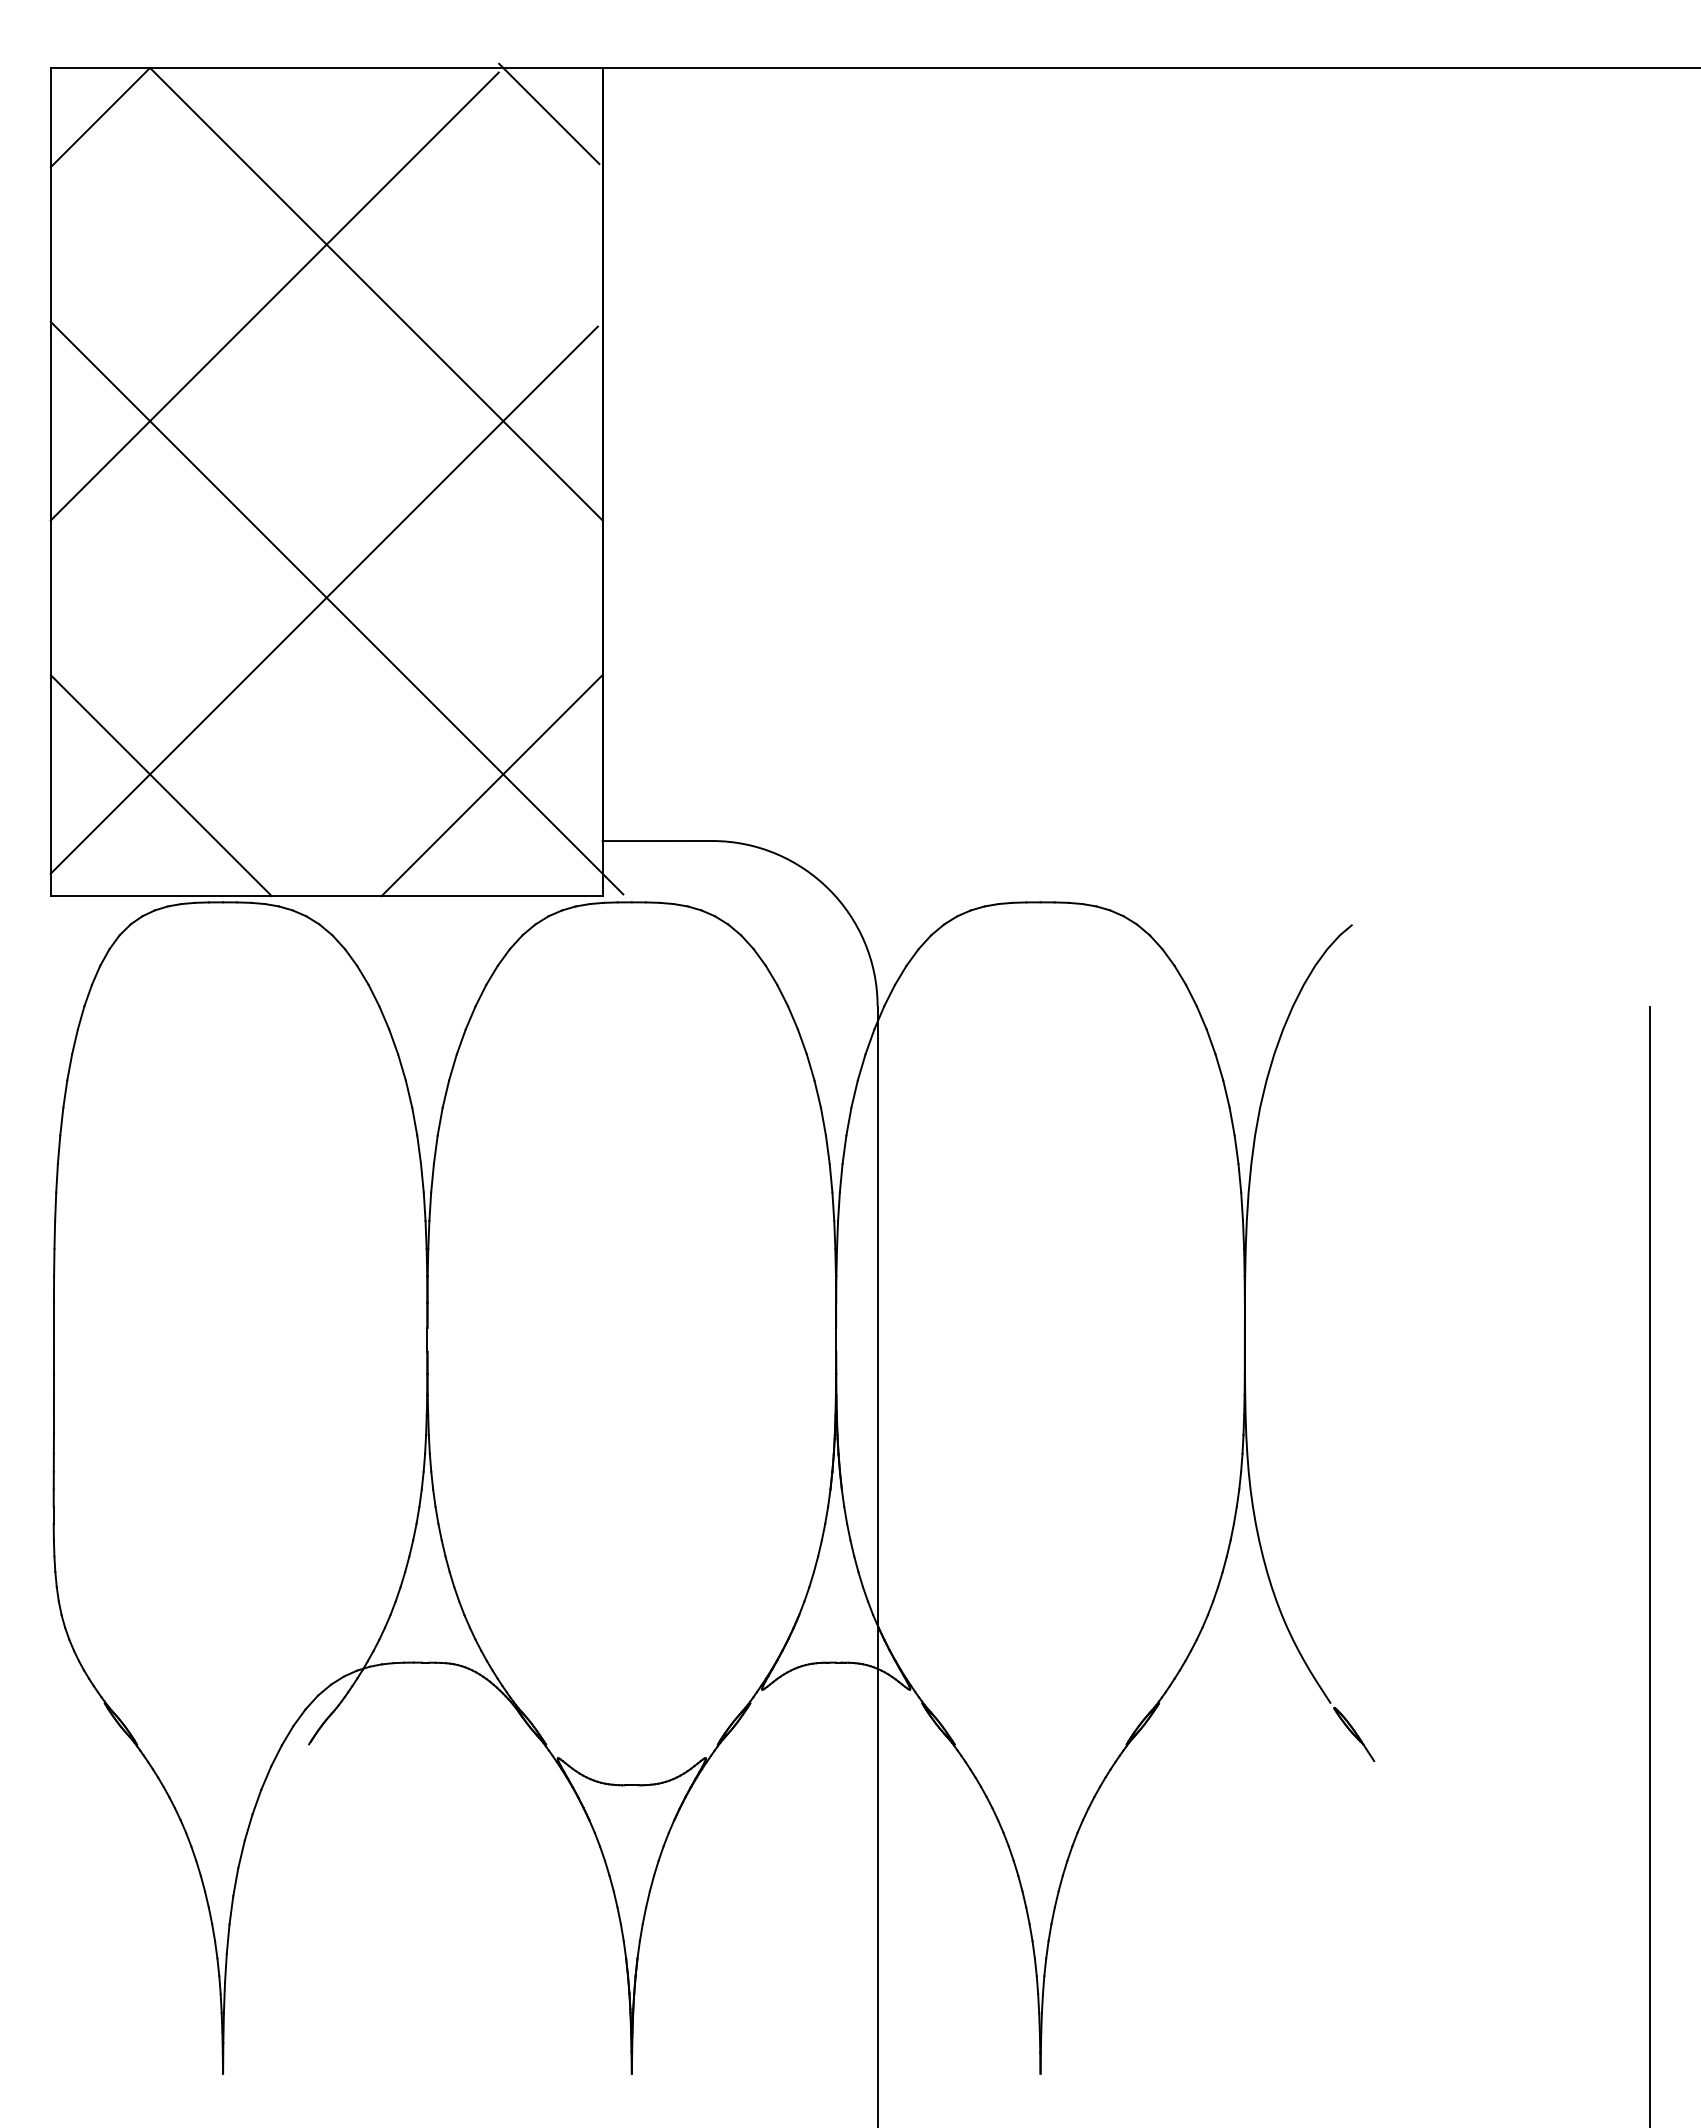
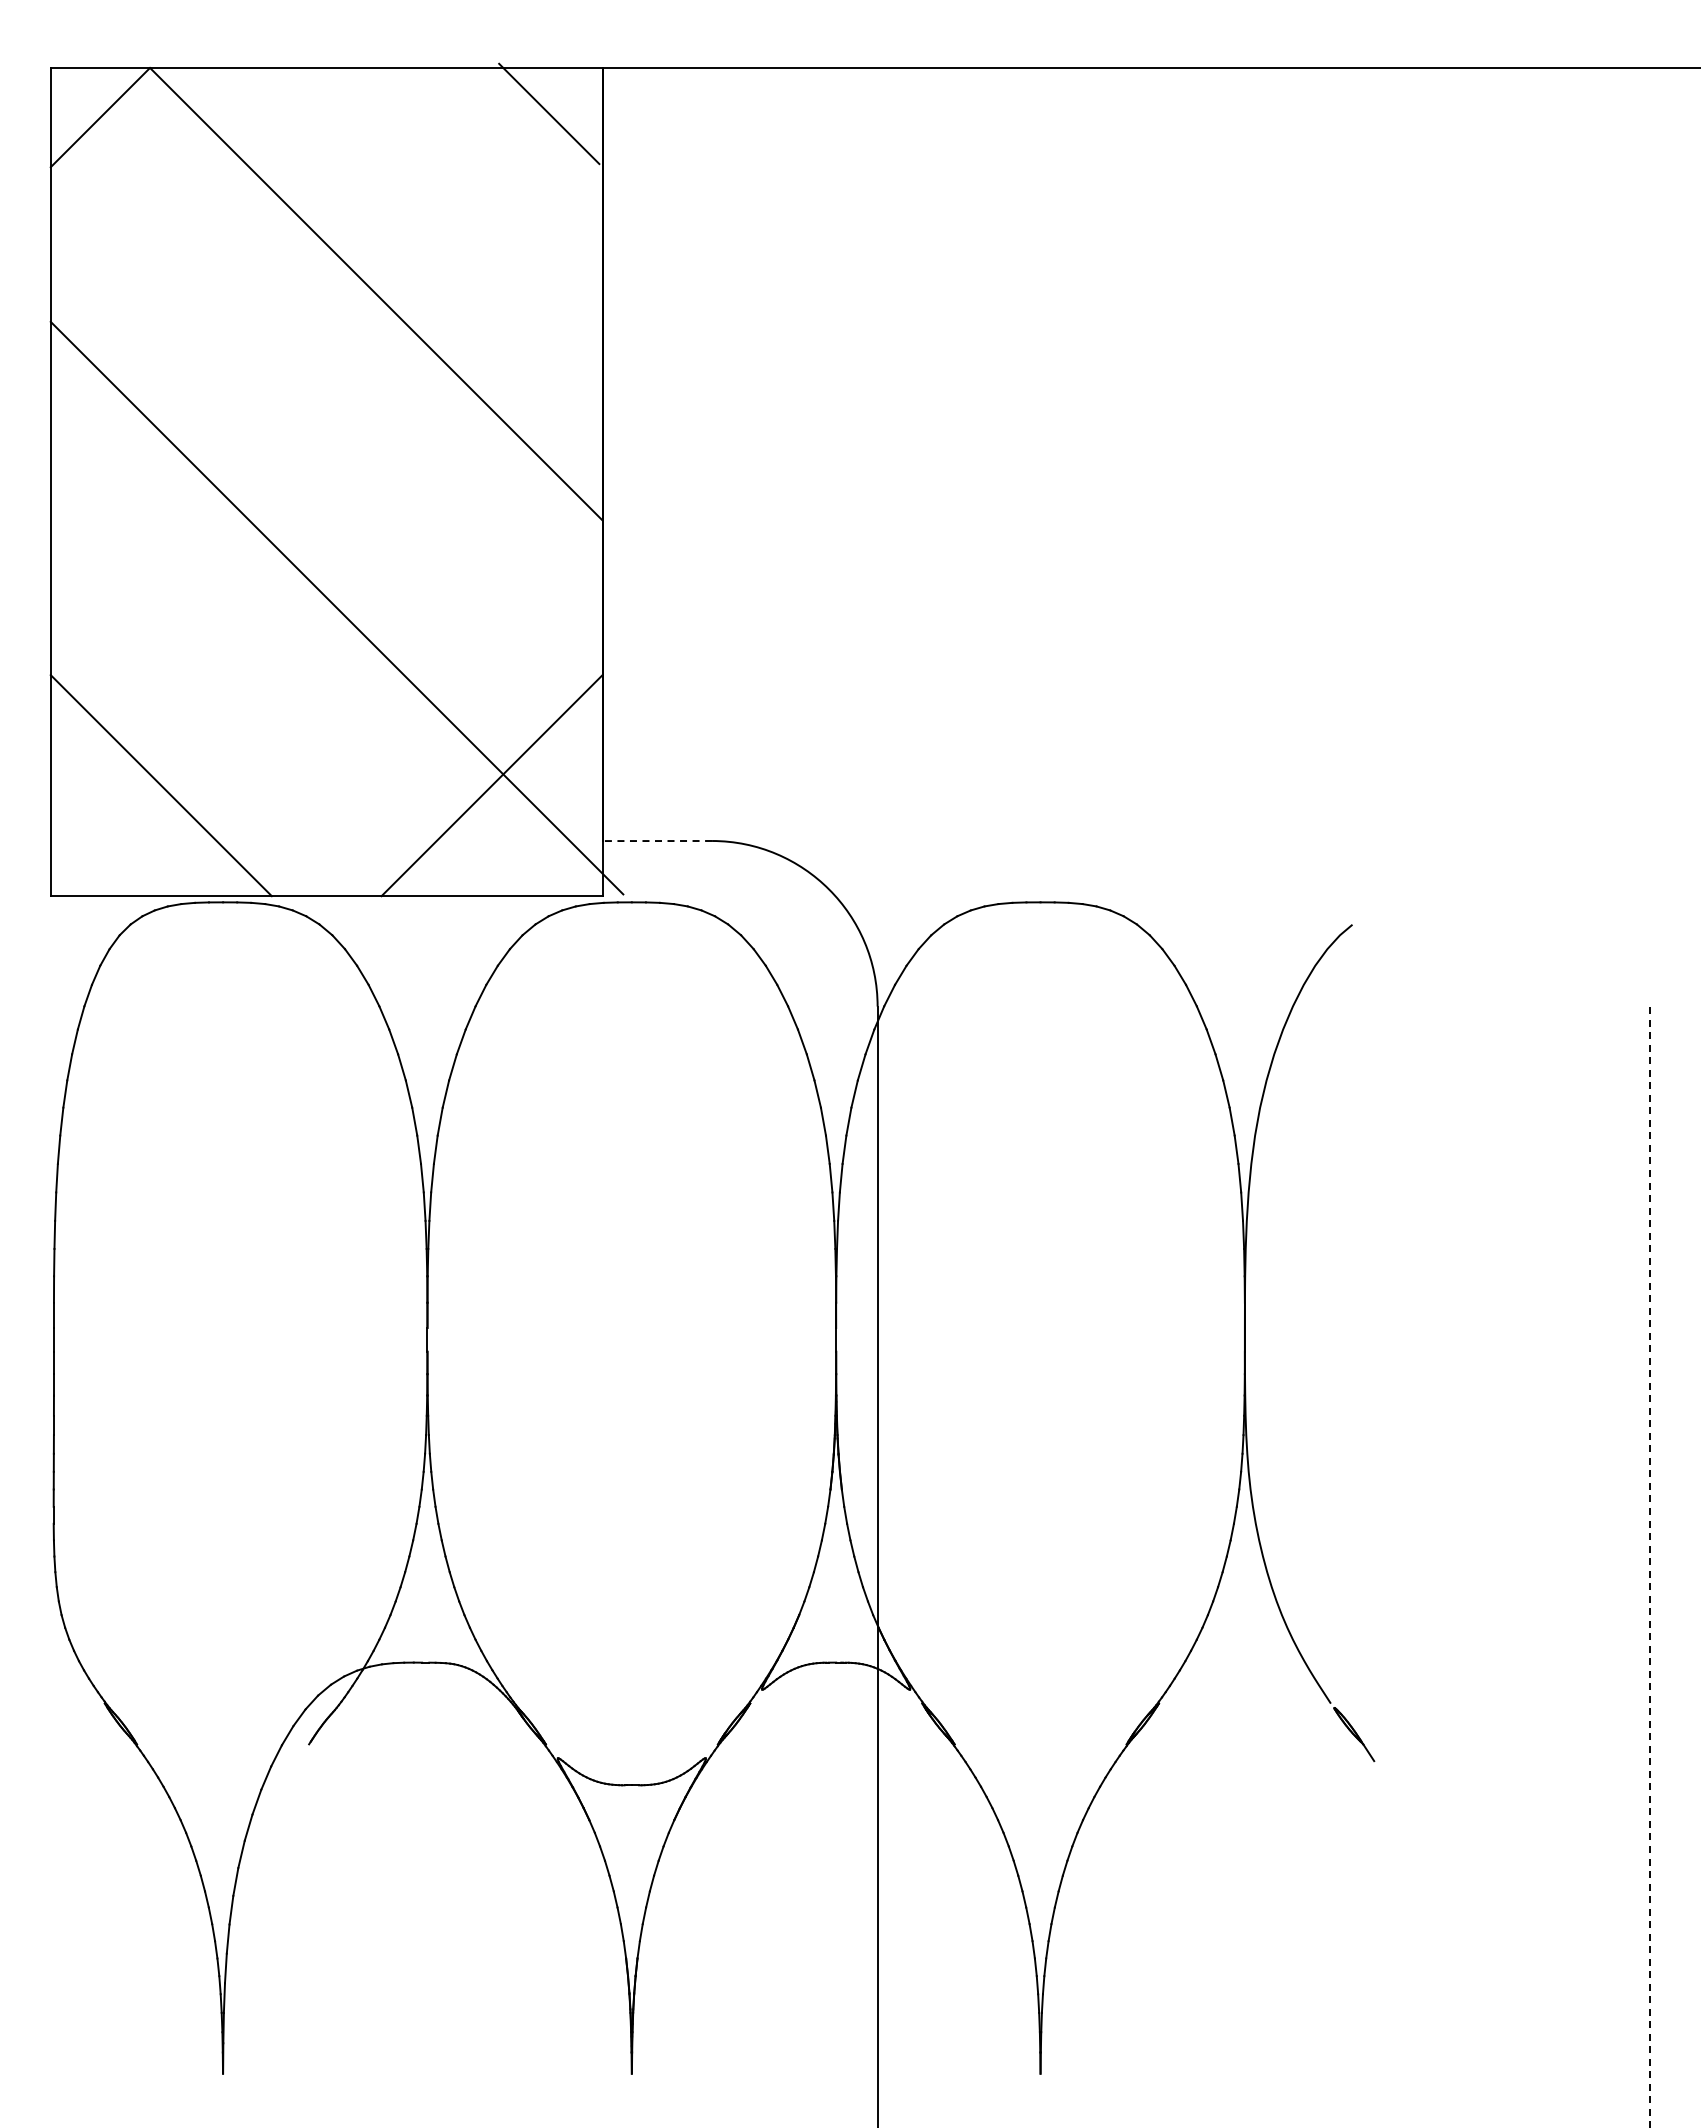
line: present -> none (274, 296)
line: present -> none (323, 599)
line: solid -> dashed (657, 841)
line: solid -> dashed (1650, 1566)
